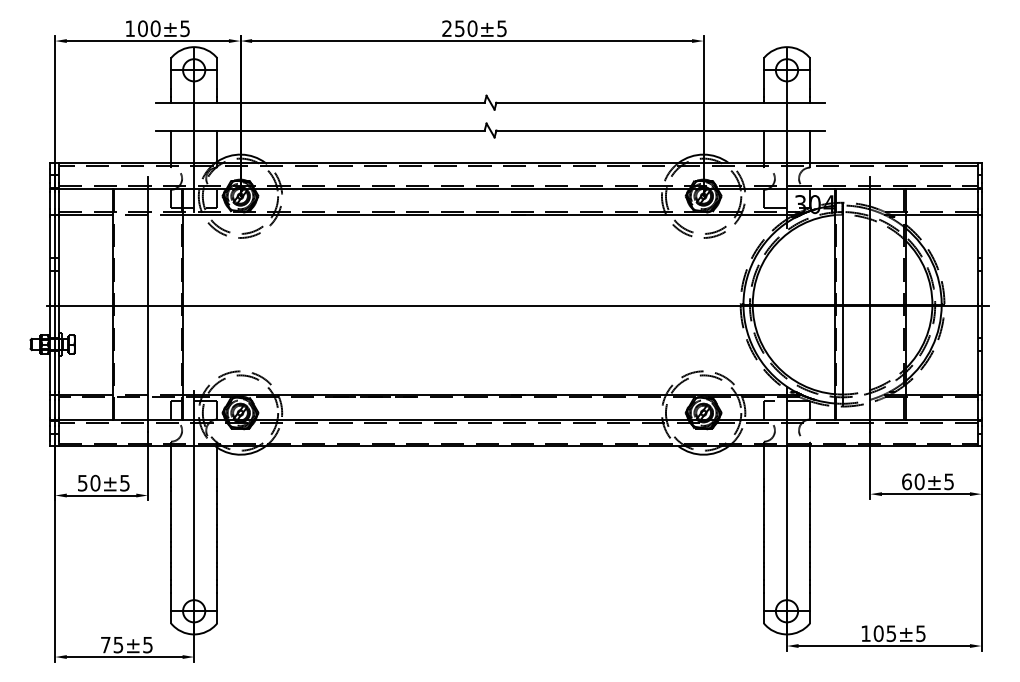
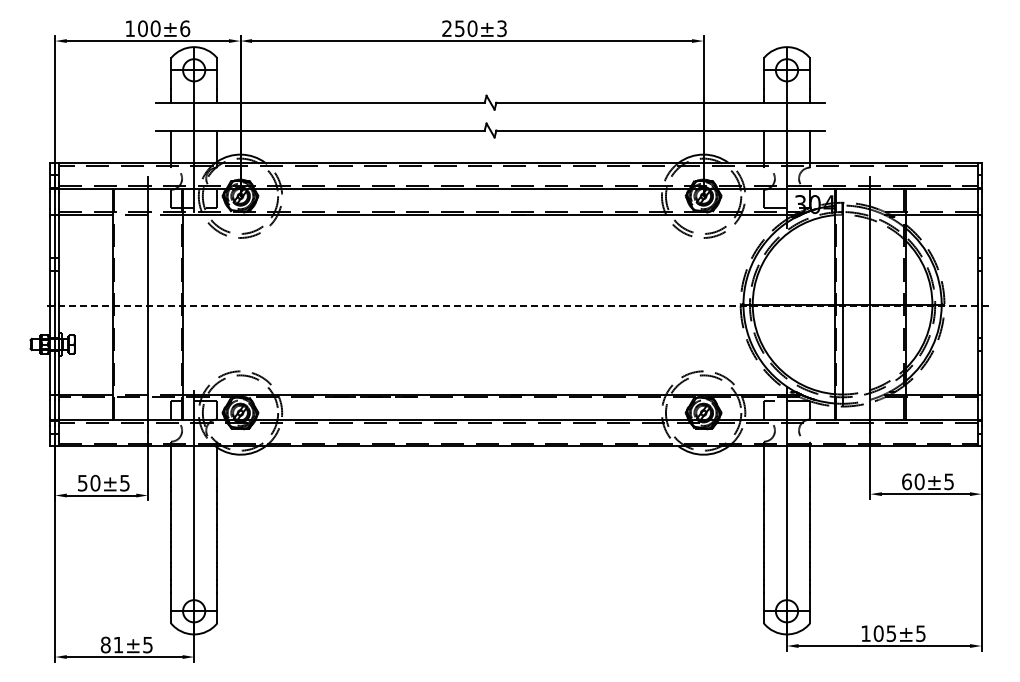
text: ±5 -> ±6 (185, 28)
text: ±5 -> ±3 (501, 28)
line: solid -> dashed (517, 306)
text: 75 -> 81 (111, 644)
